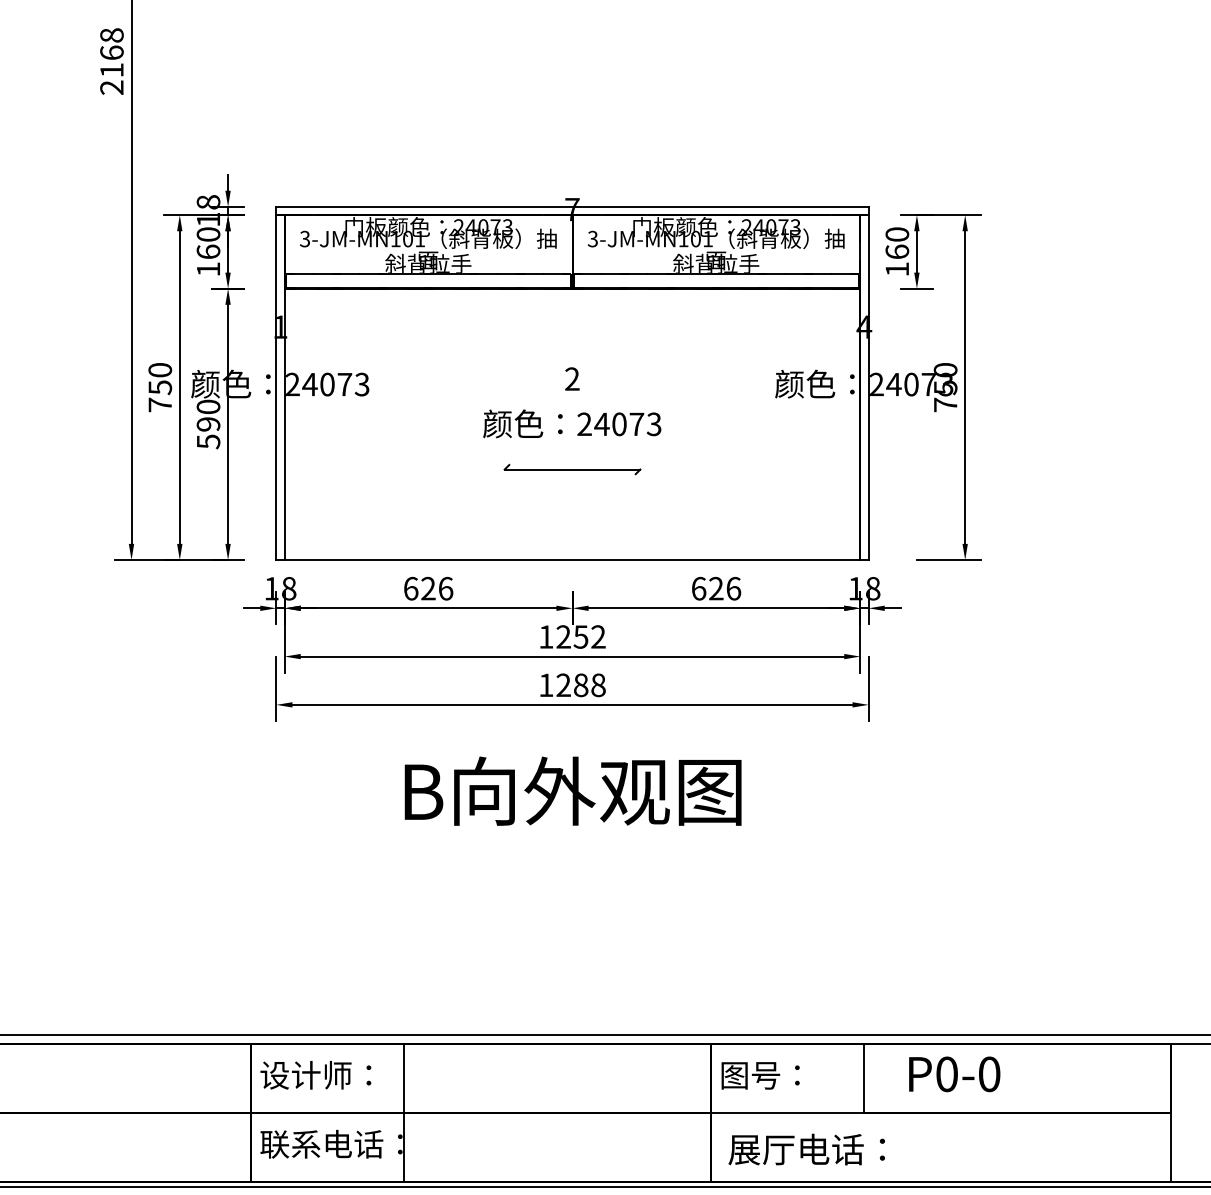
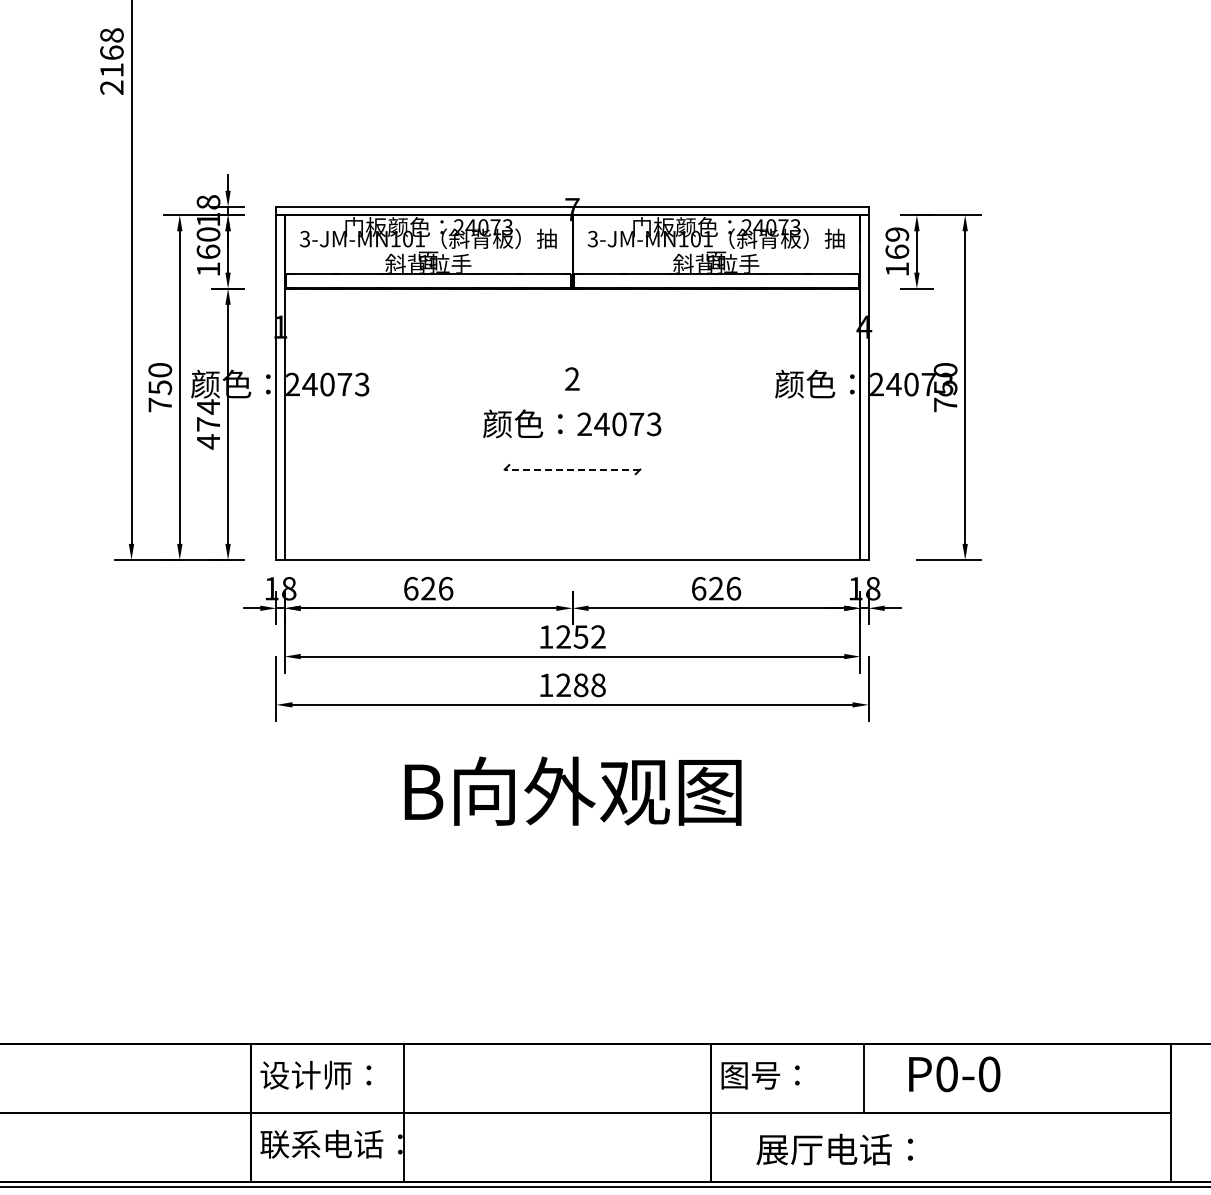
text: 160 -> 169 (897, 234)
text: 590 -> 474 (208, 424)
line: solid -> dashed (572, 469)
line: present -> none (604, 1034)
text position: (806, 1149) -> (834, 1149) (834, 1149)
